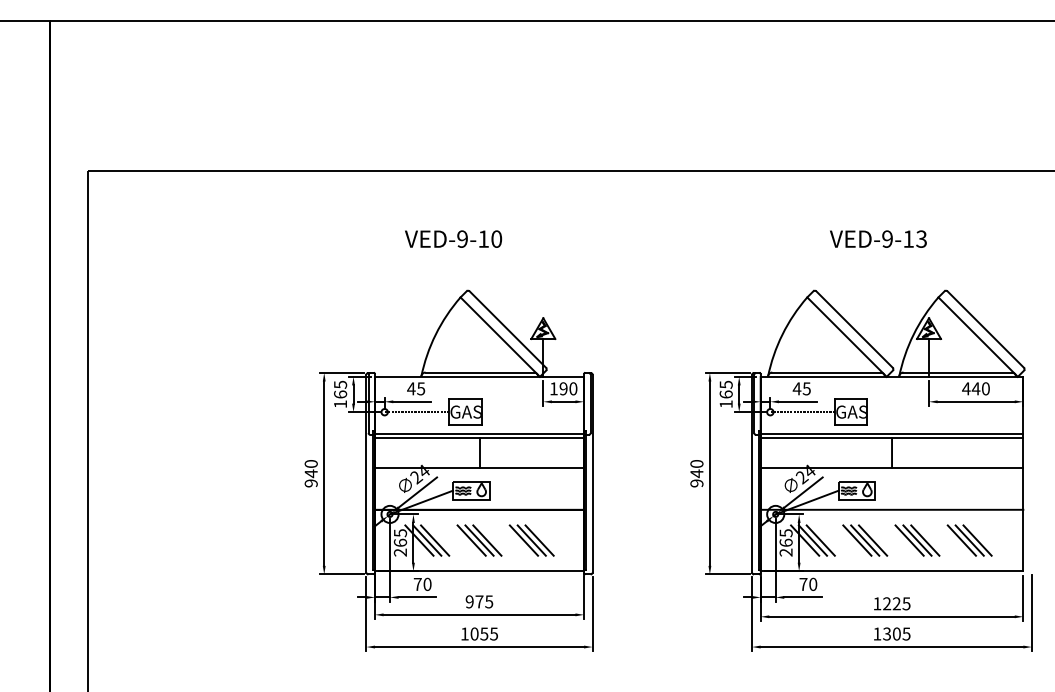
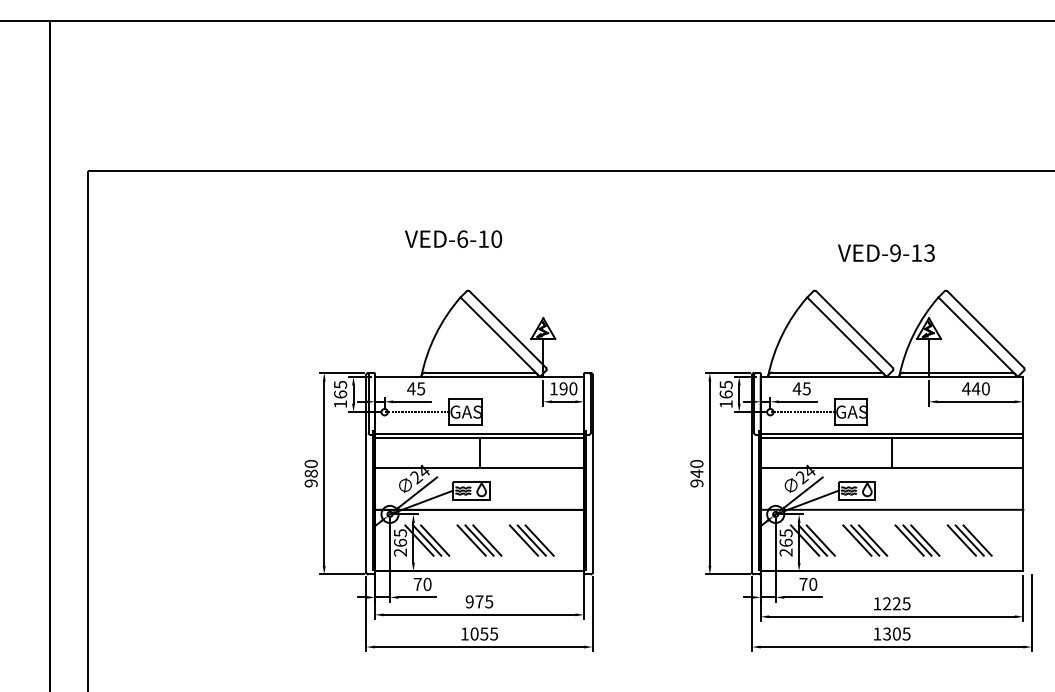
text: VED-9-10 -> VED-6-10 (462, 238)
text position: (878, 238) -> (886, 252) (886, 252)
text: 940 -> 980 (310, 473)
